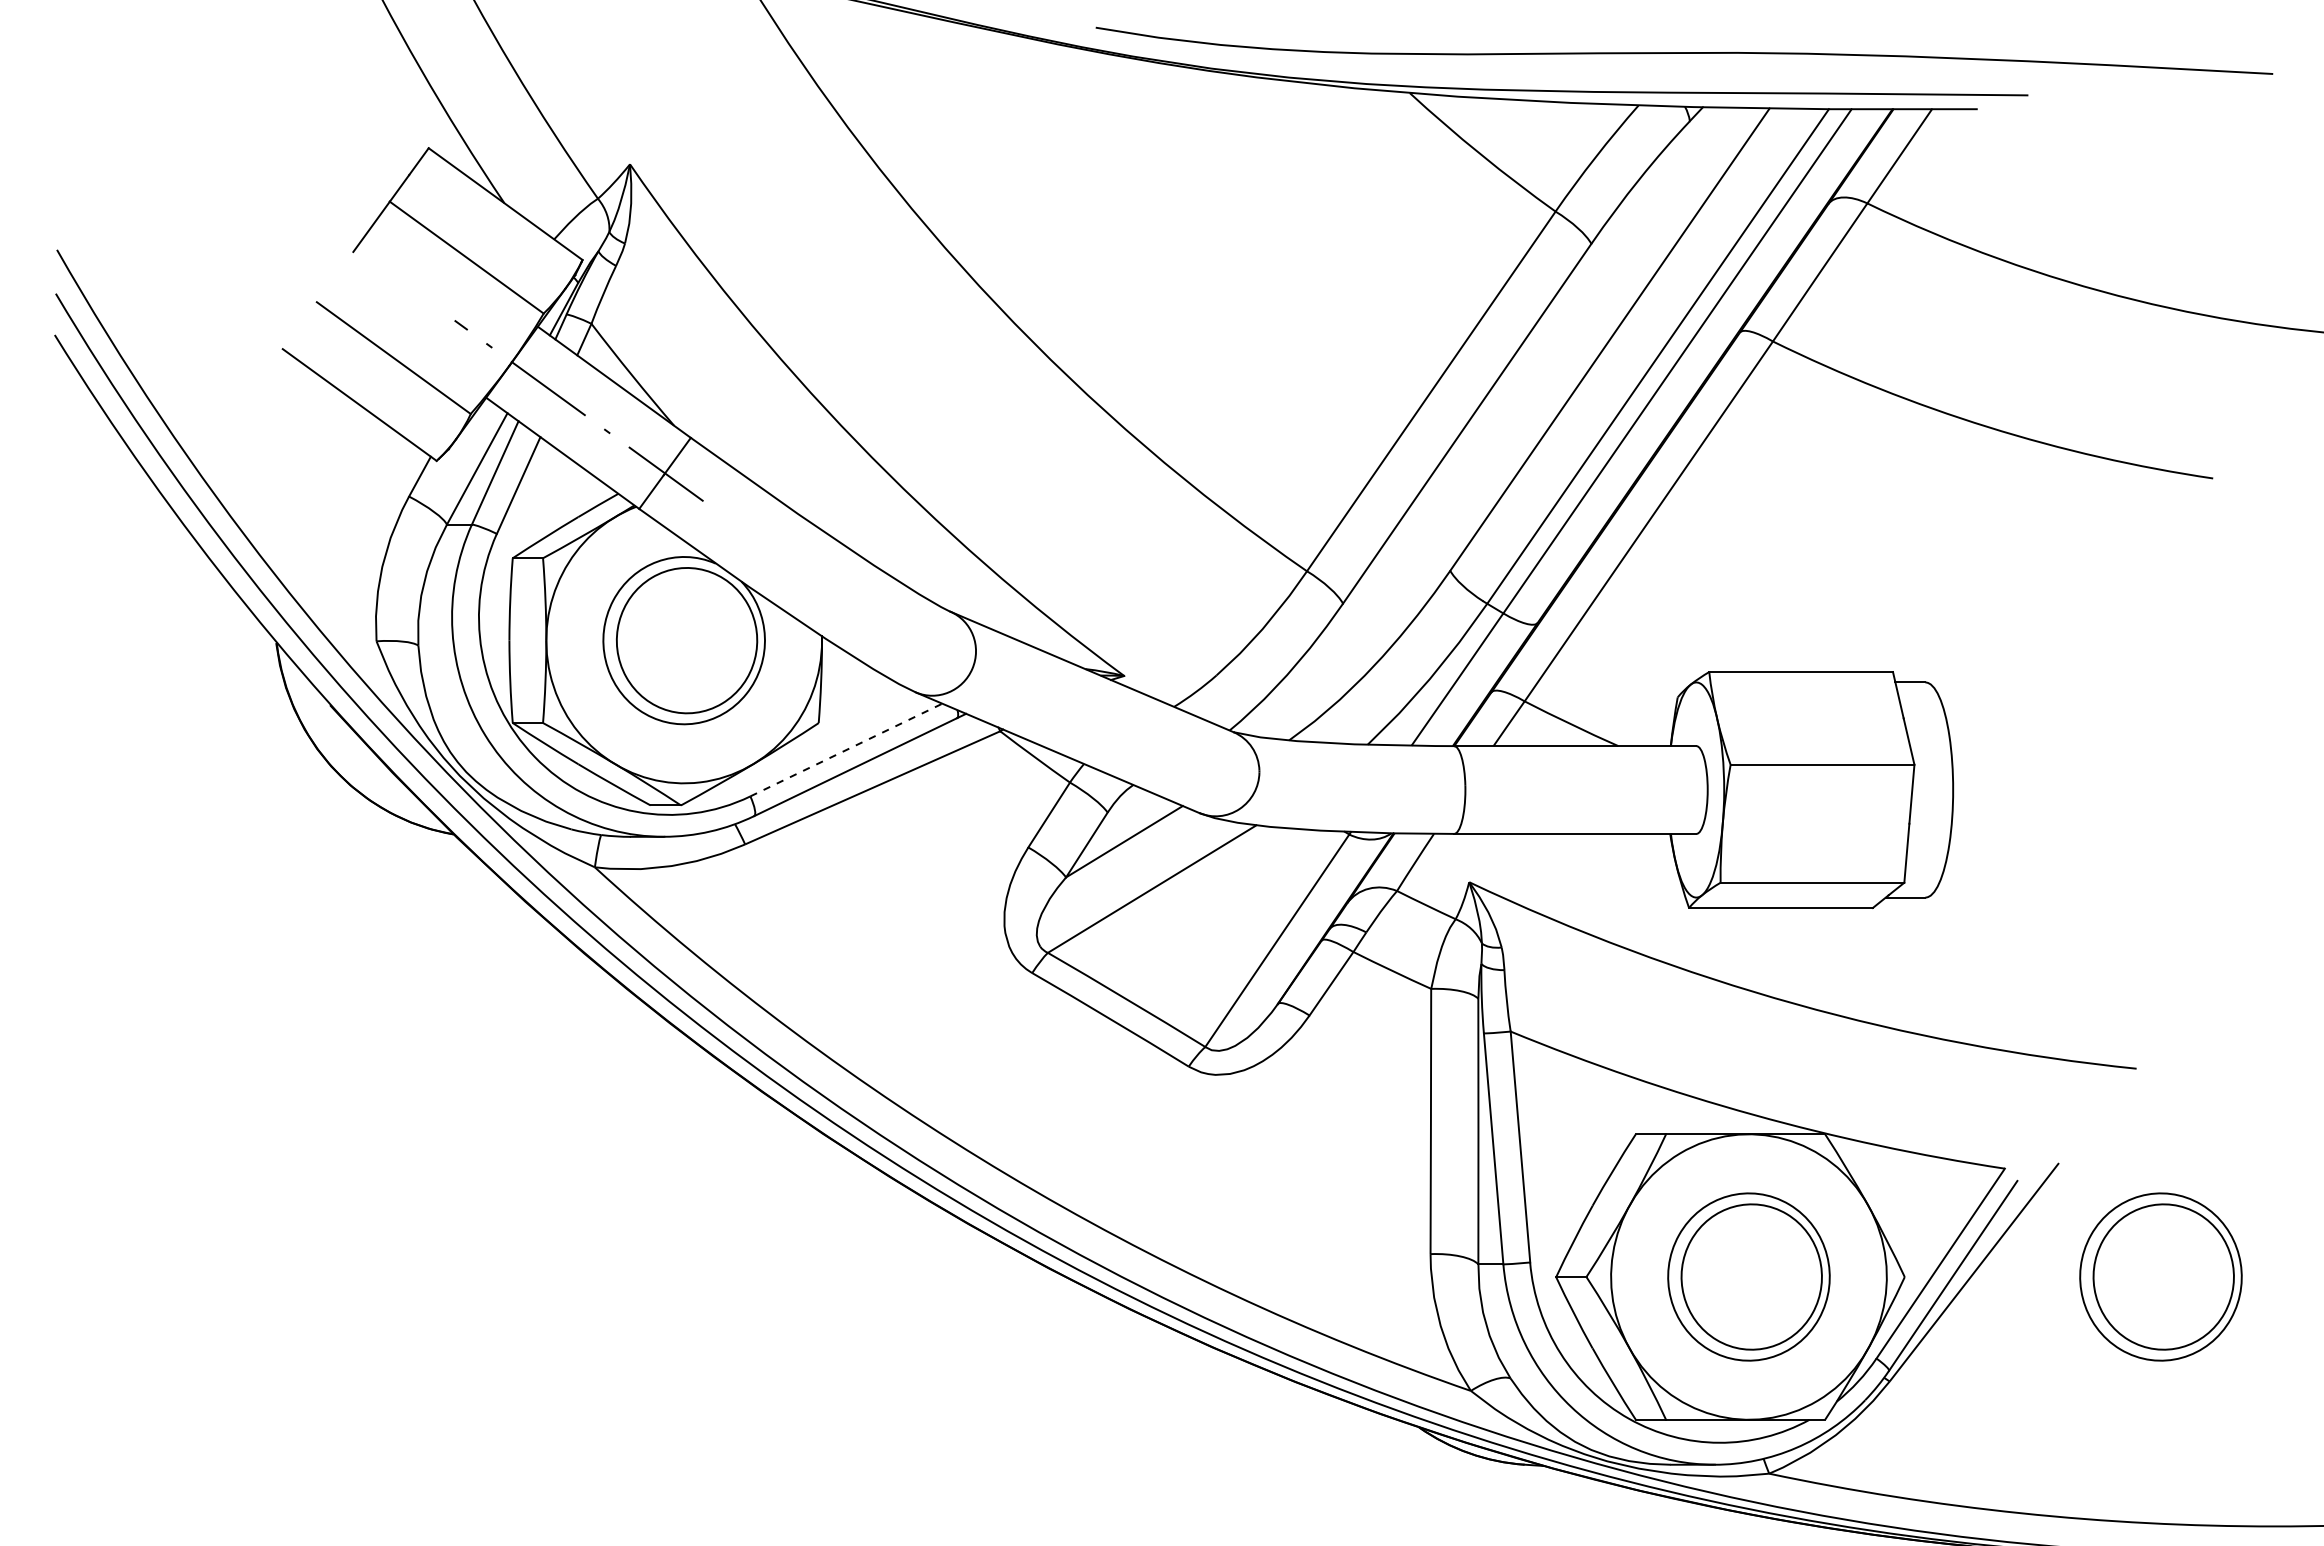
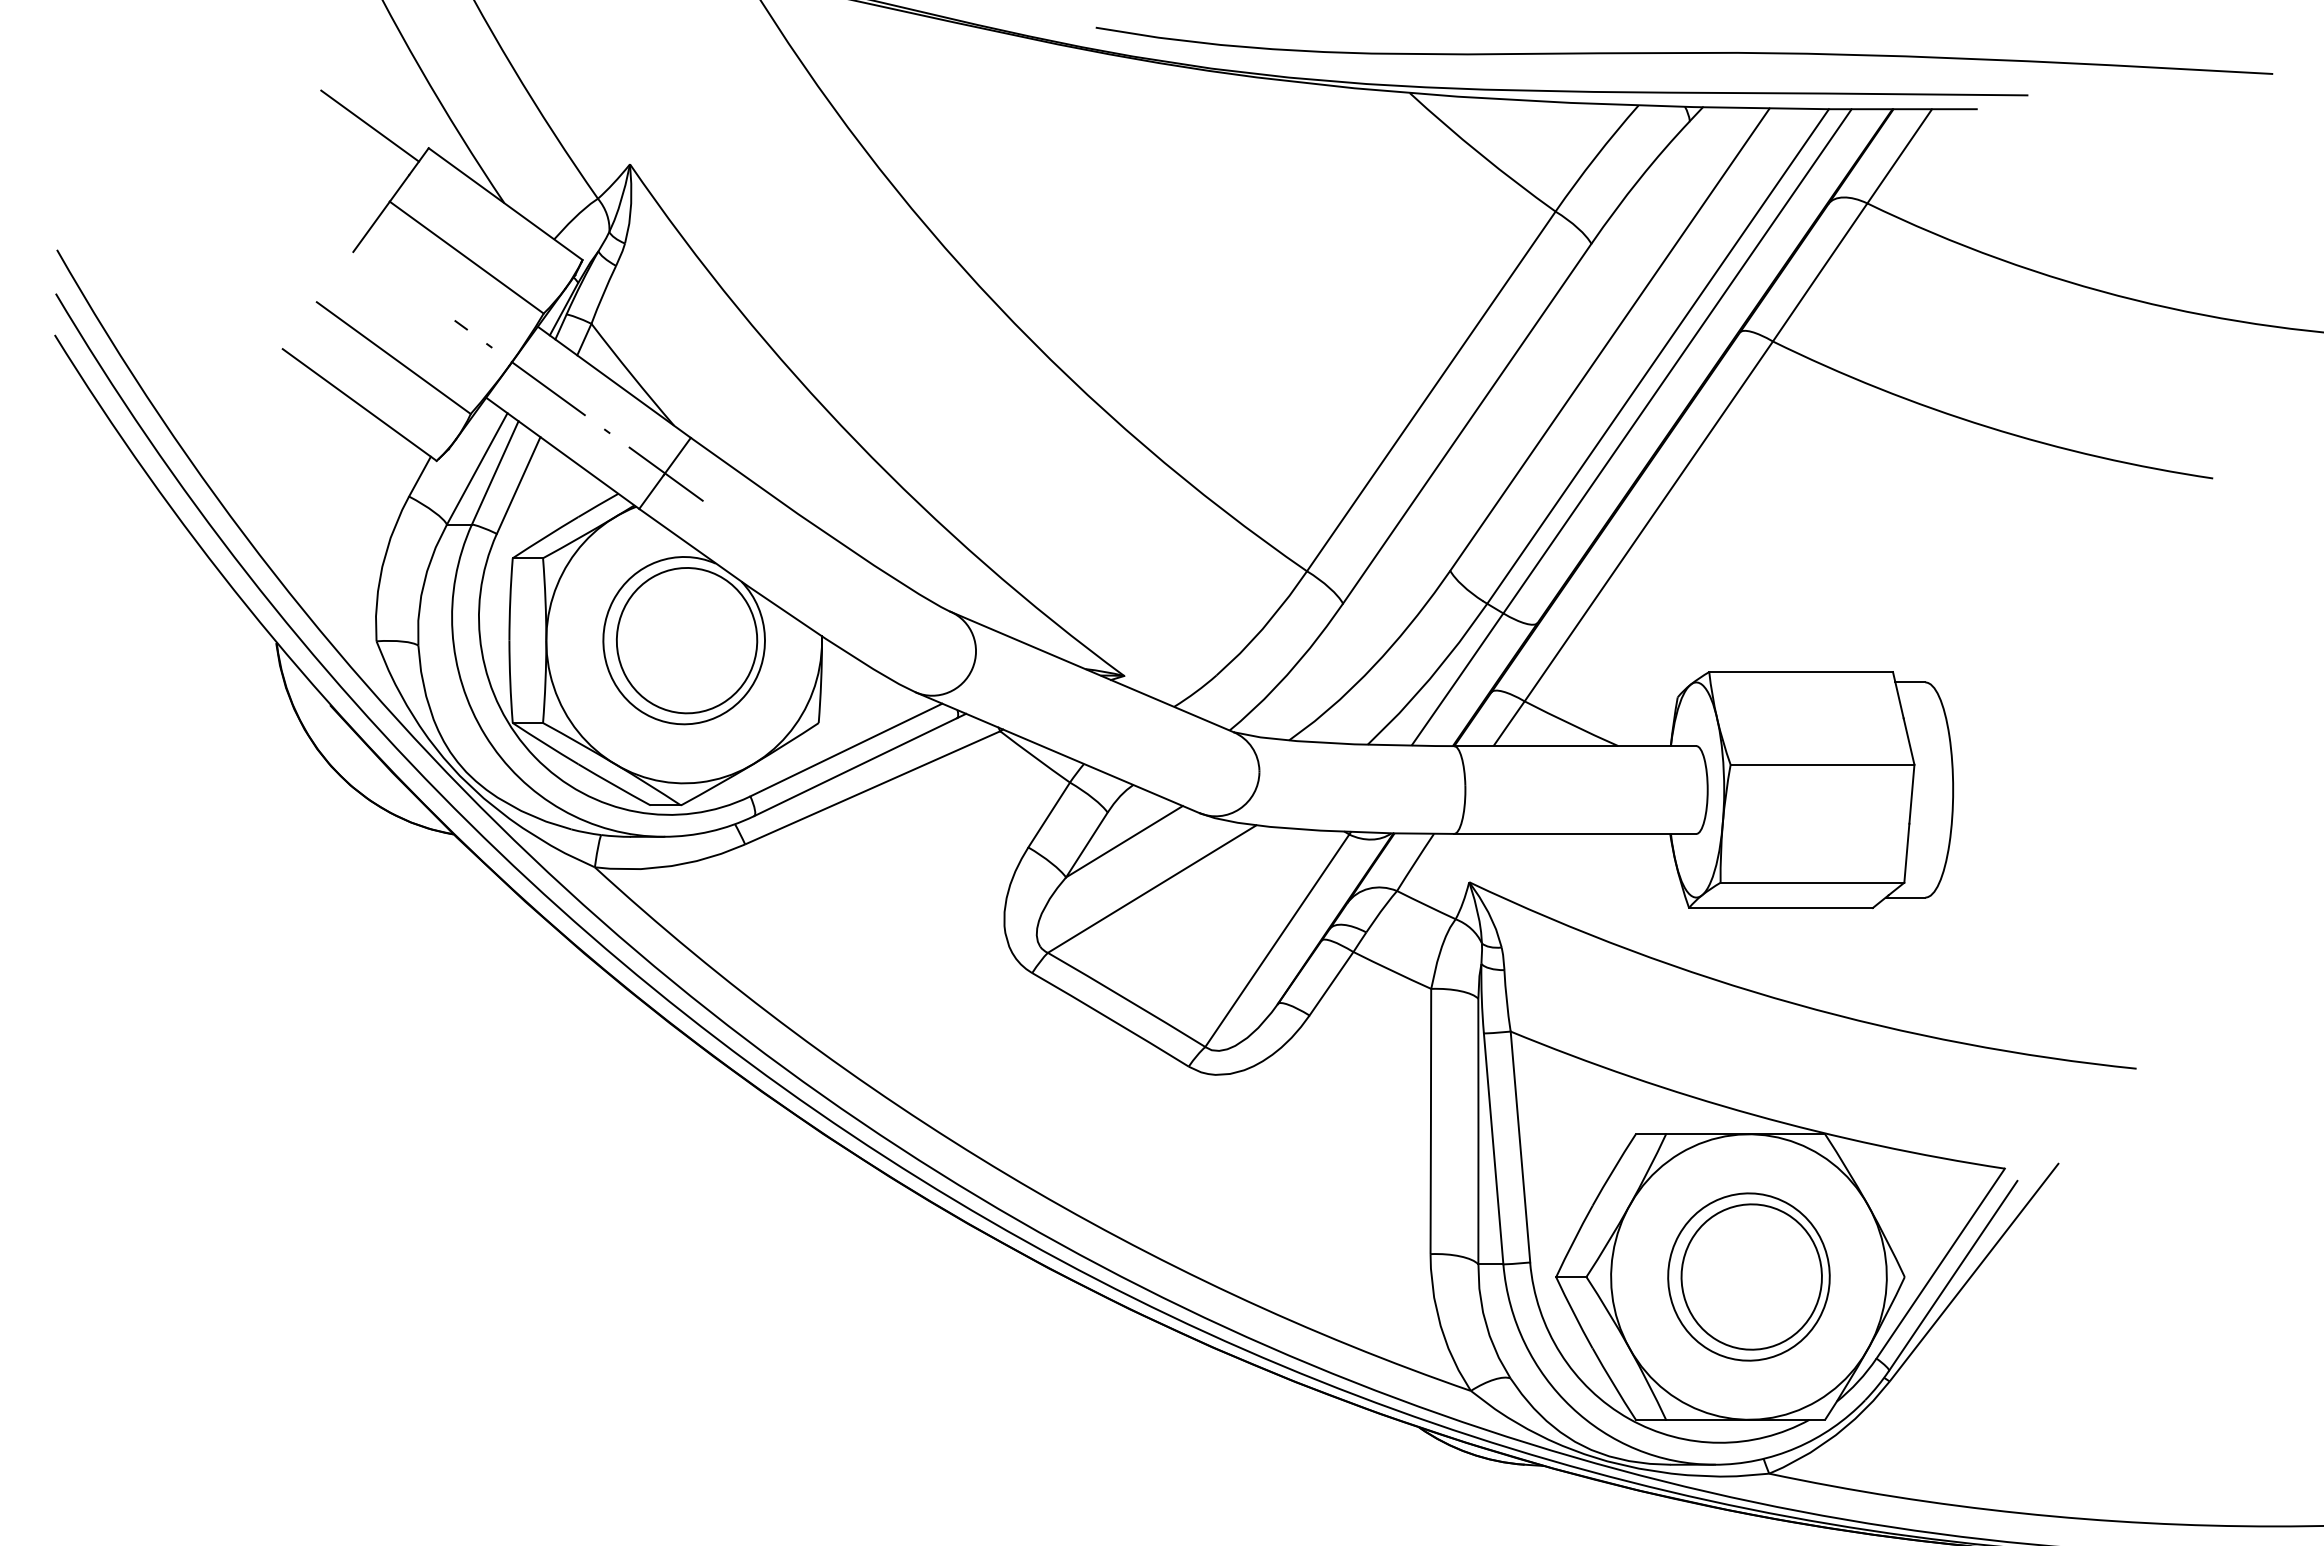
line: none -> present (369, 125)
line: dashed -> solid (846, 750)
part: present -> none (2160, 1276)
